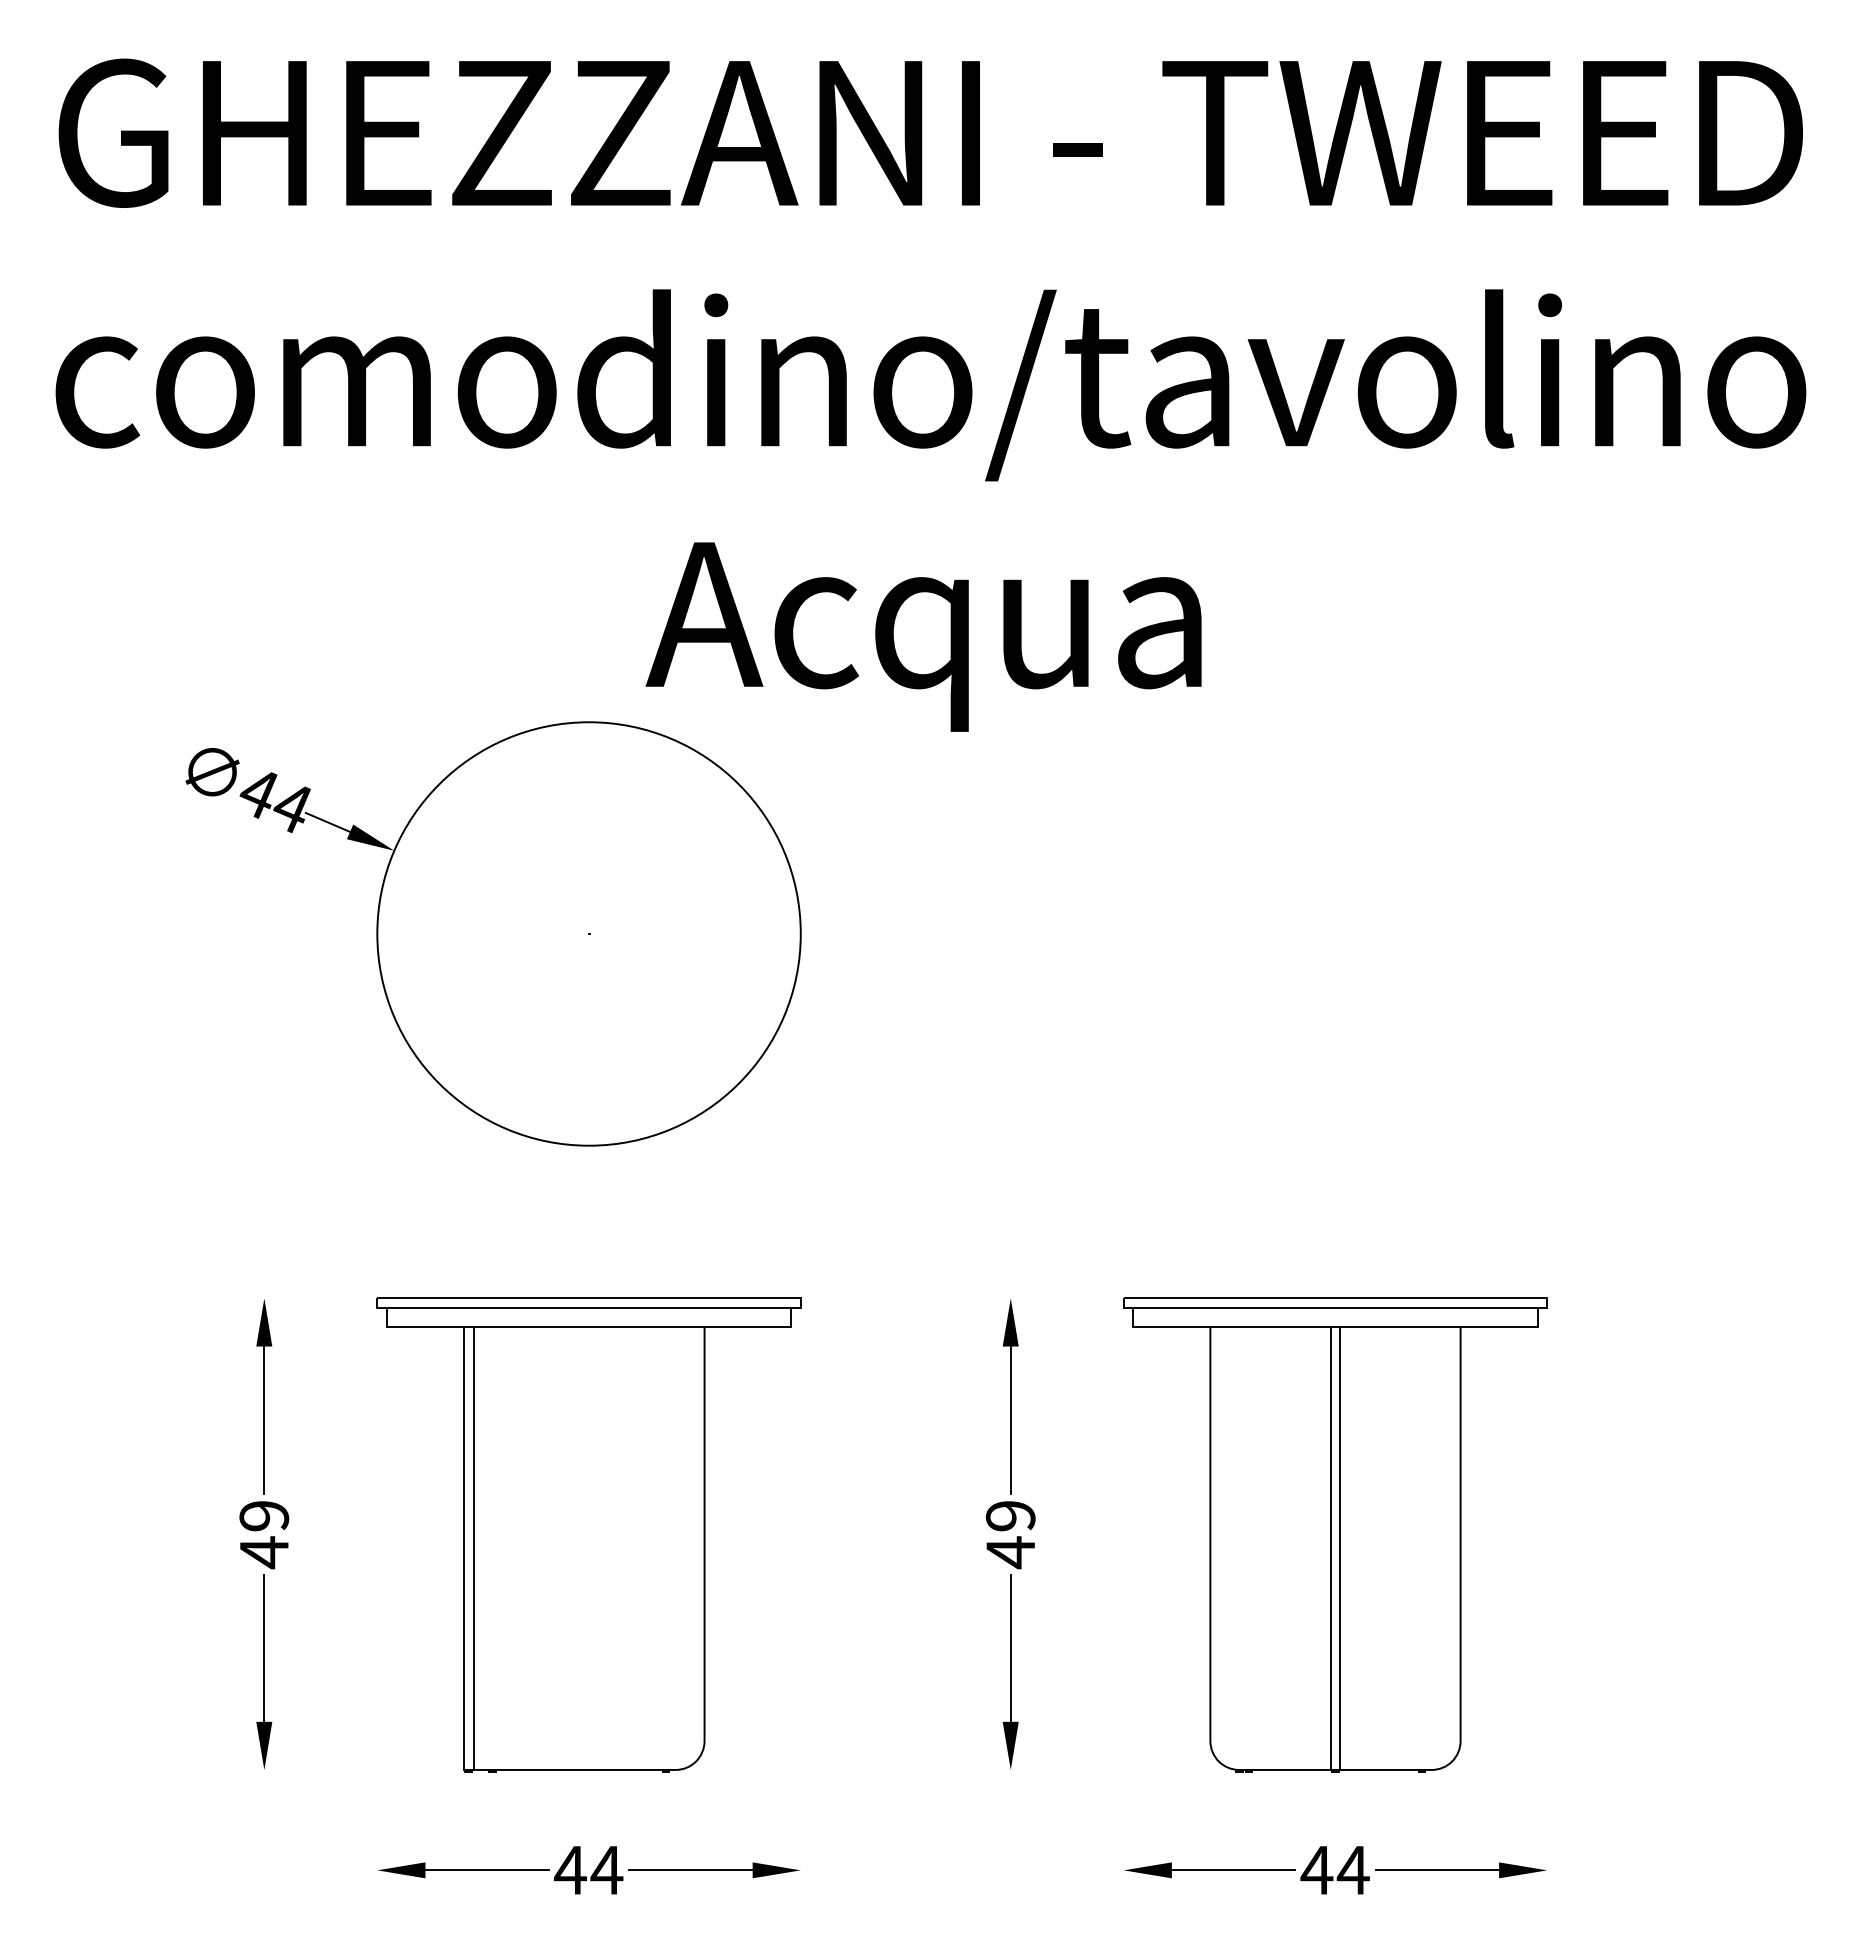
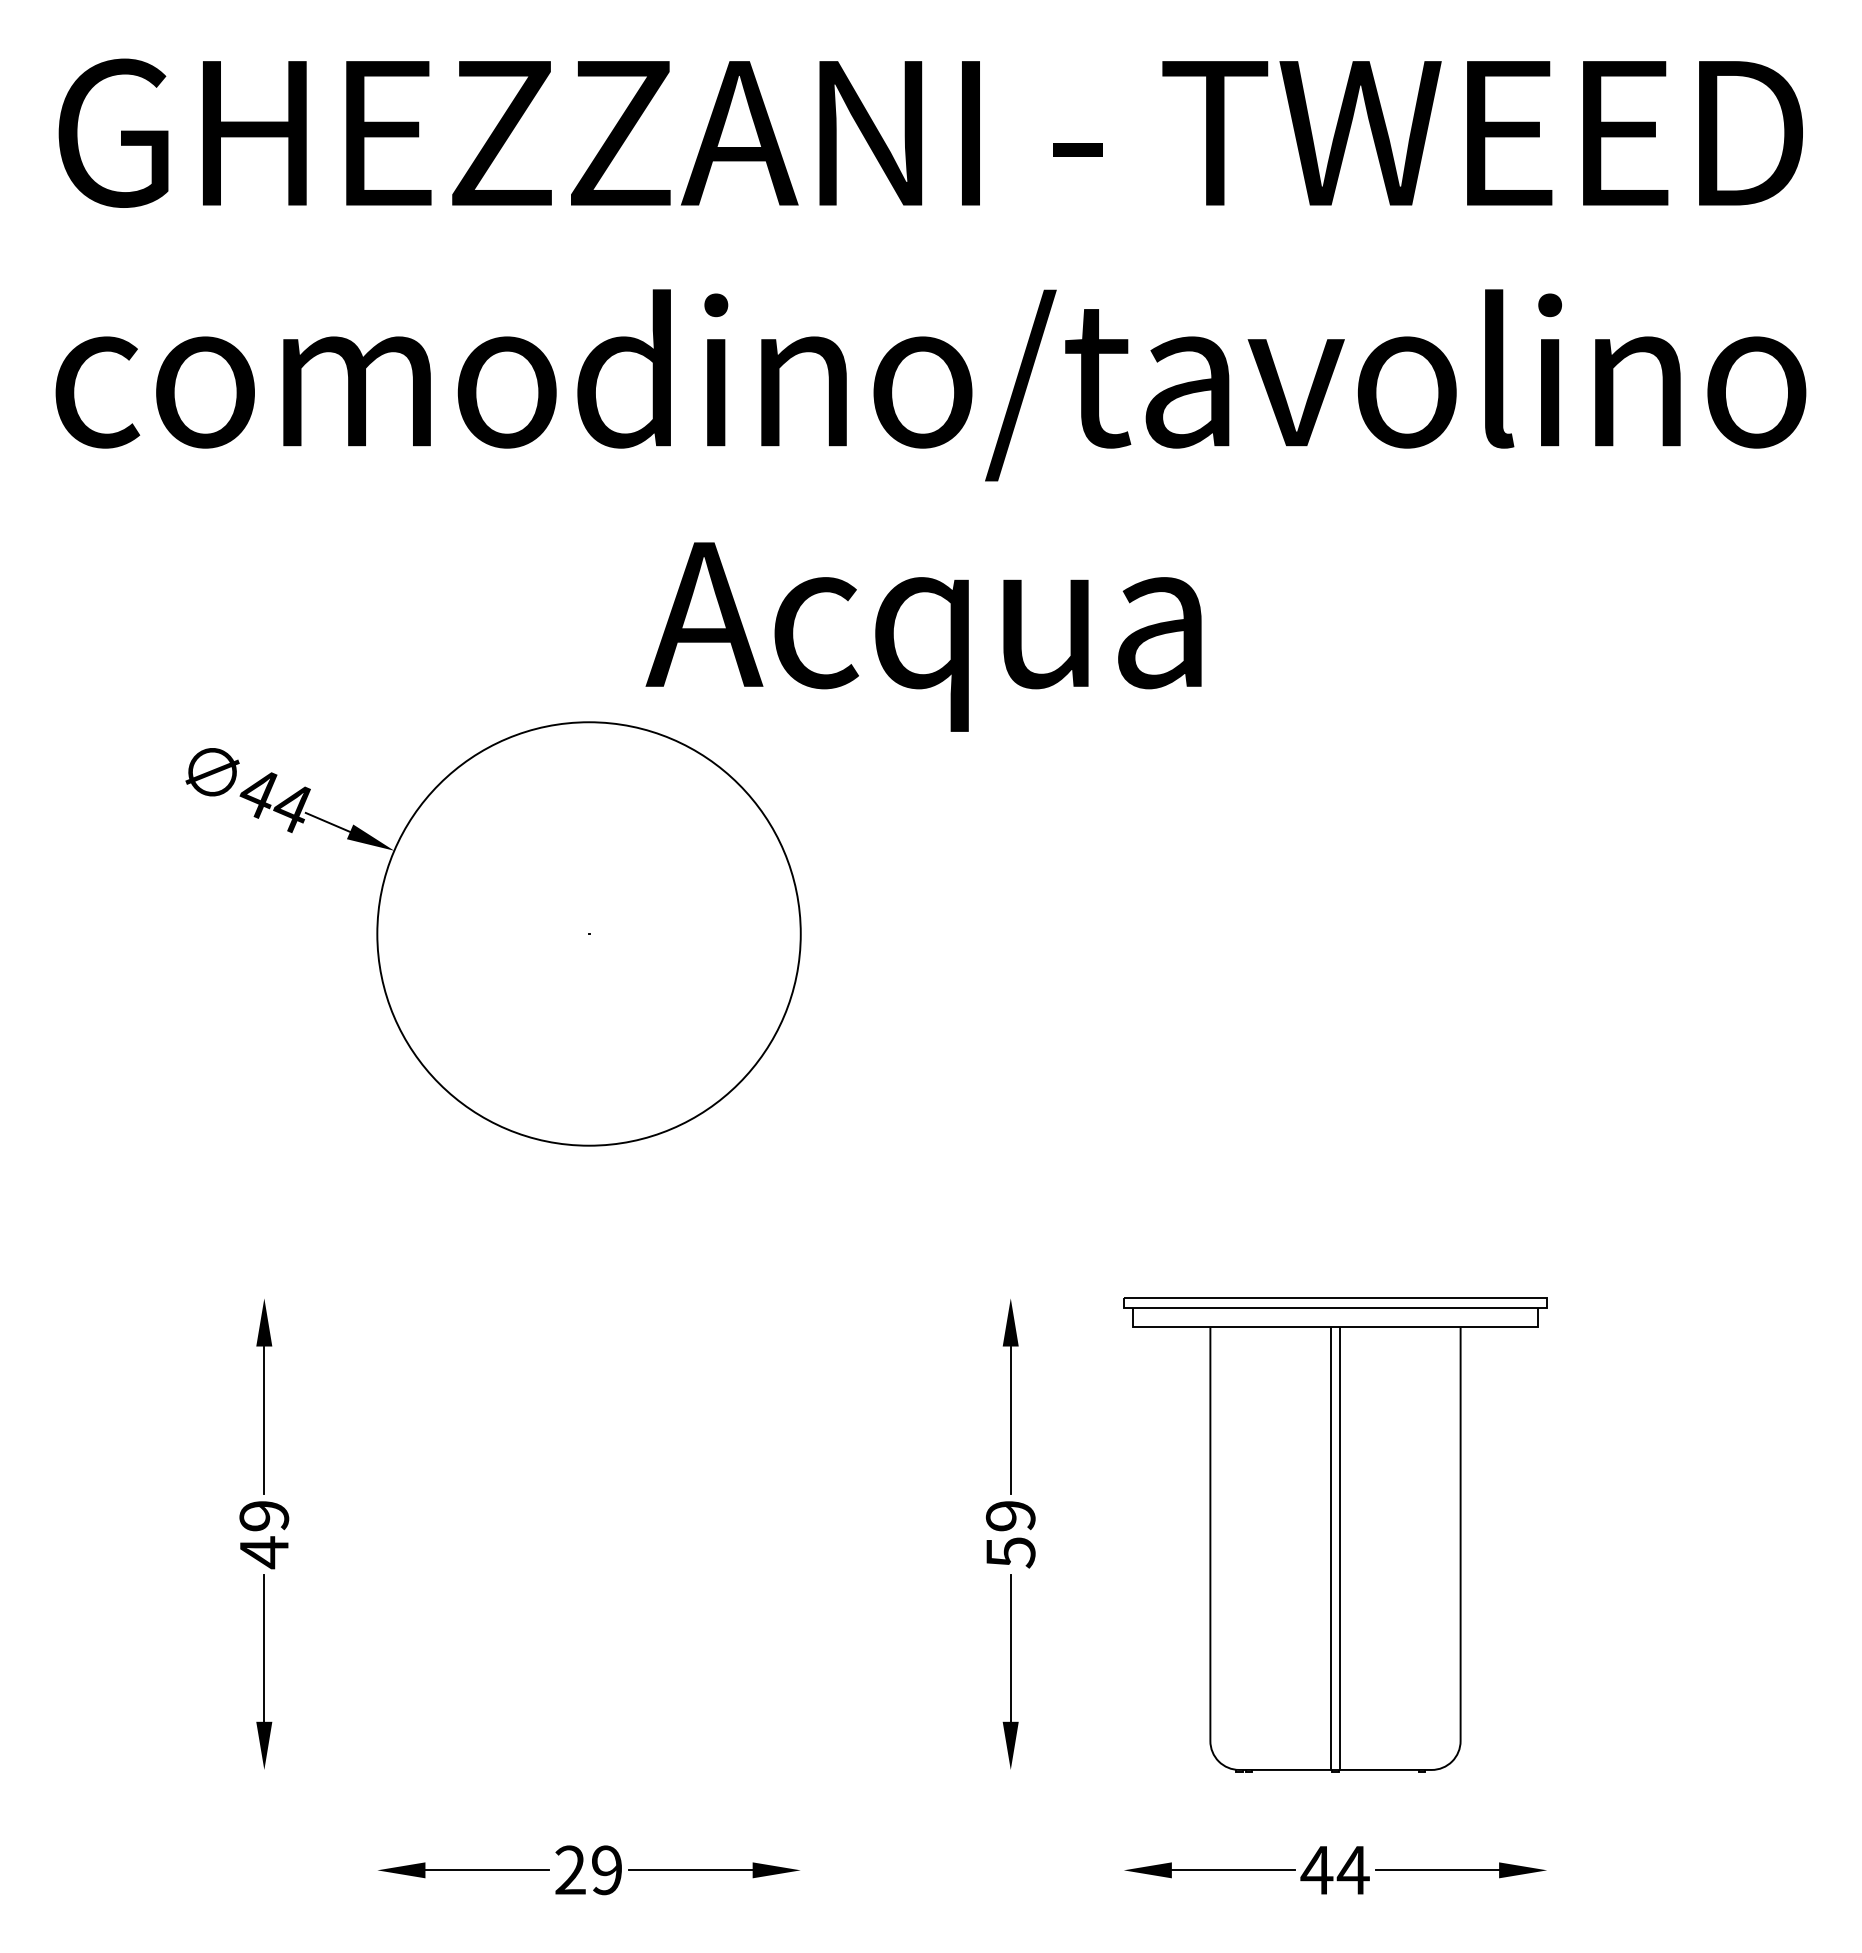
part: present -> none (588, 1534)
text: 49 -> 59 (1010, 1552)
text: 44 -> 29 (588, 1870)
